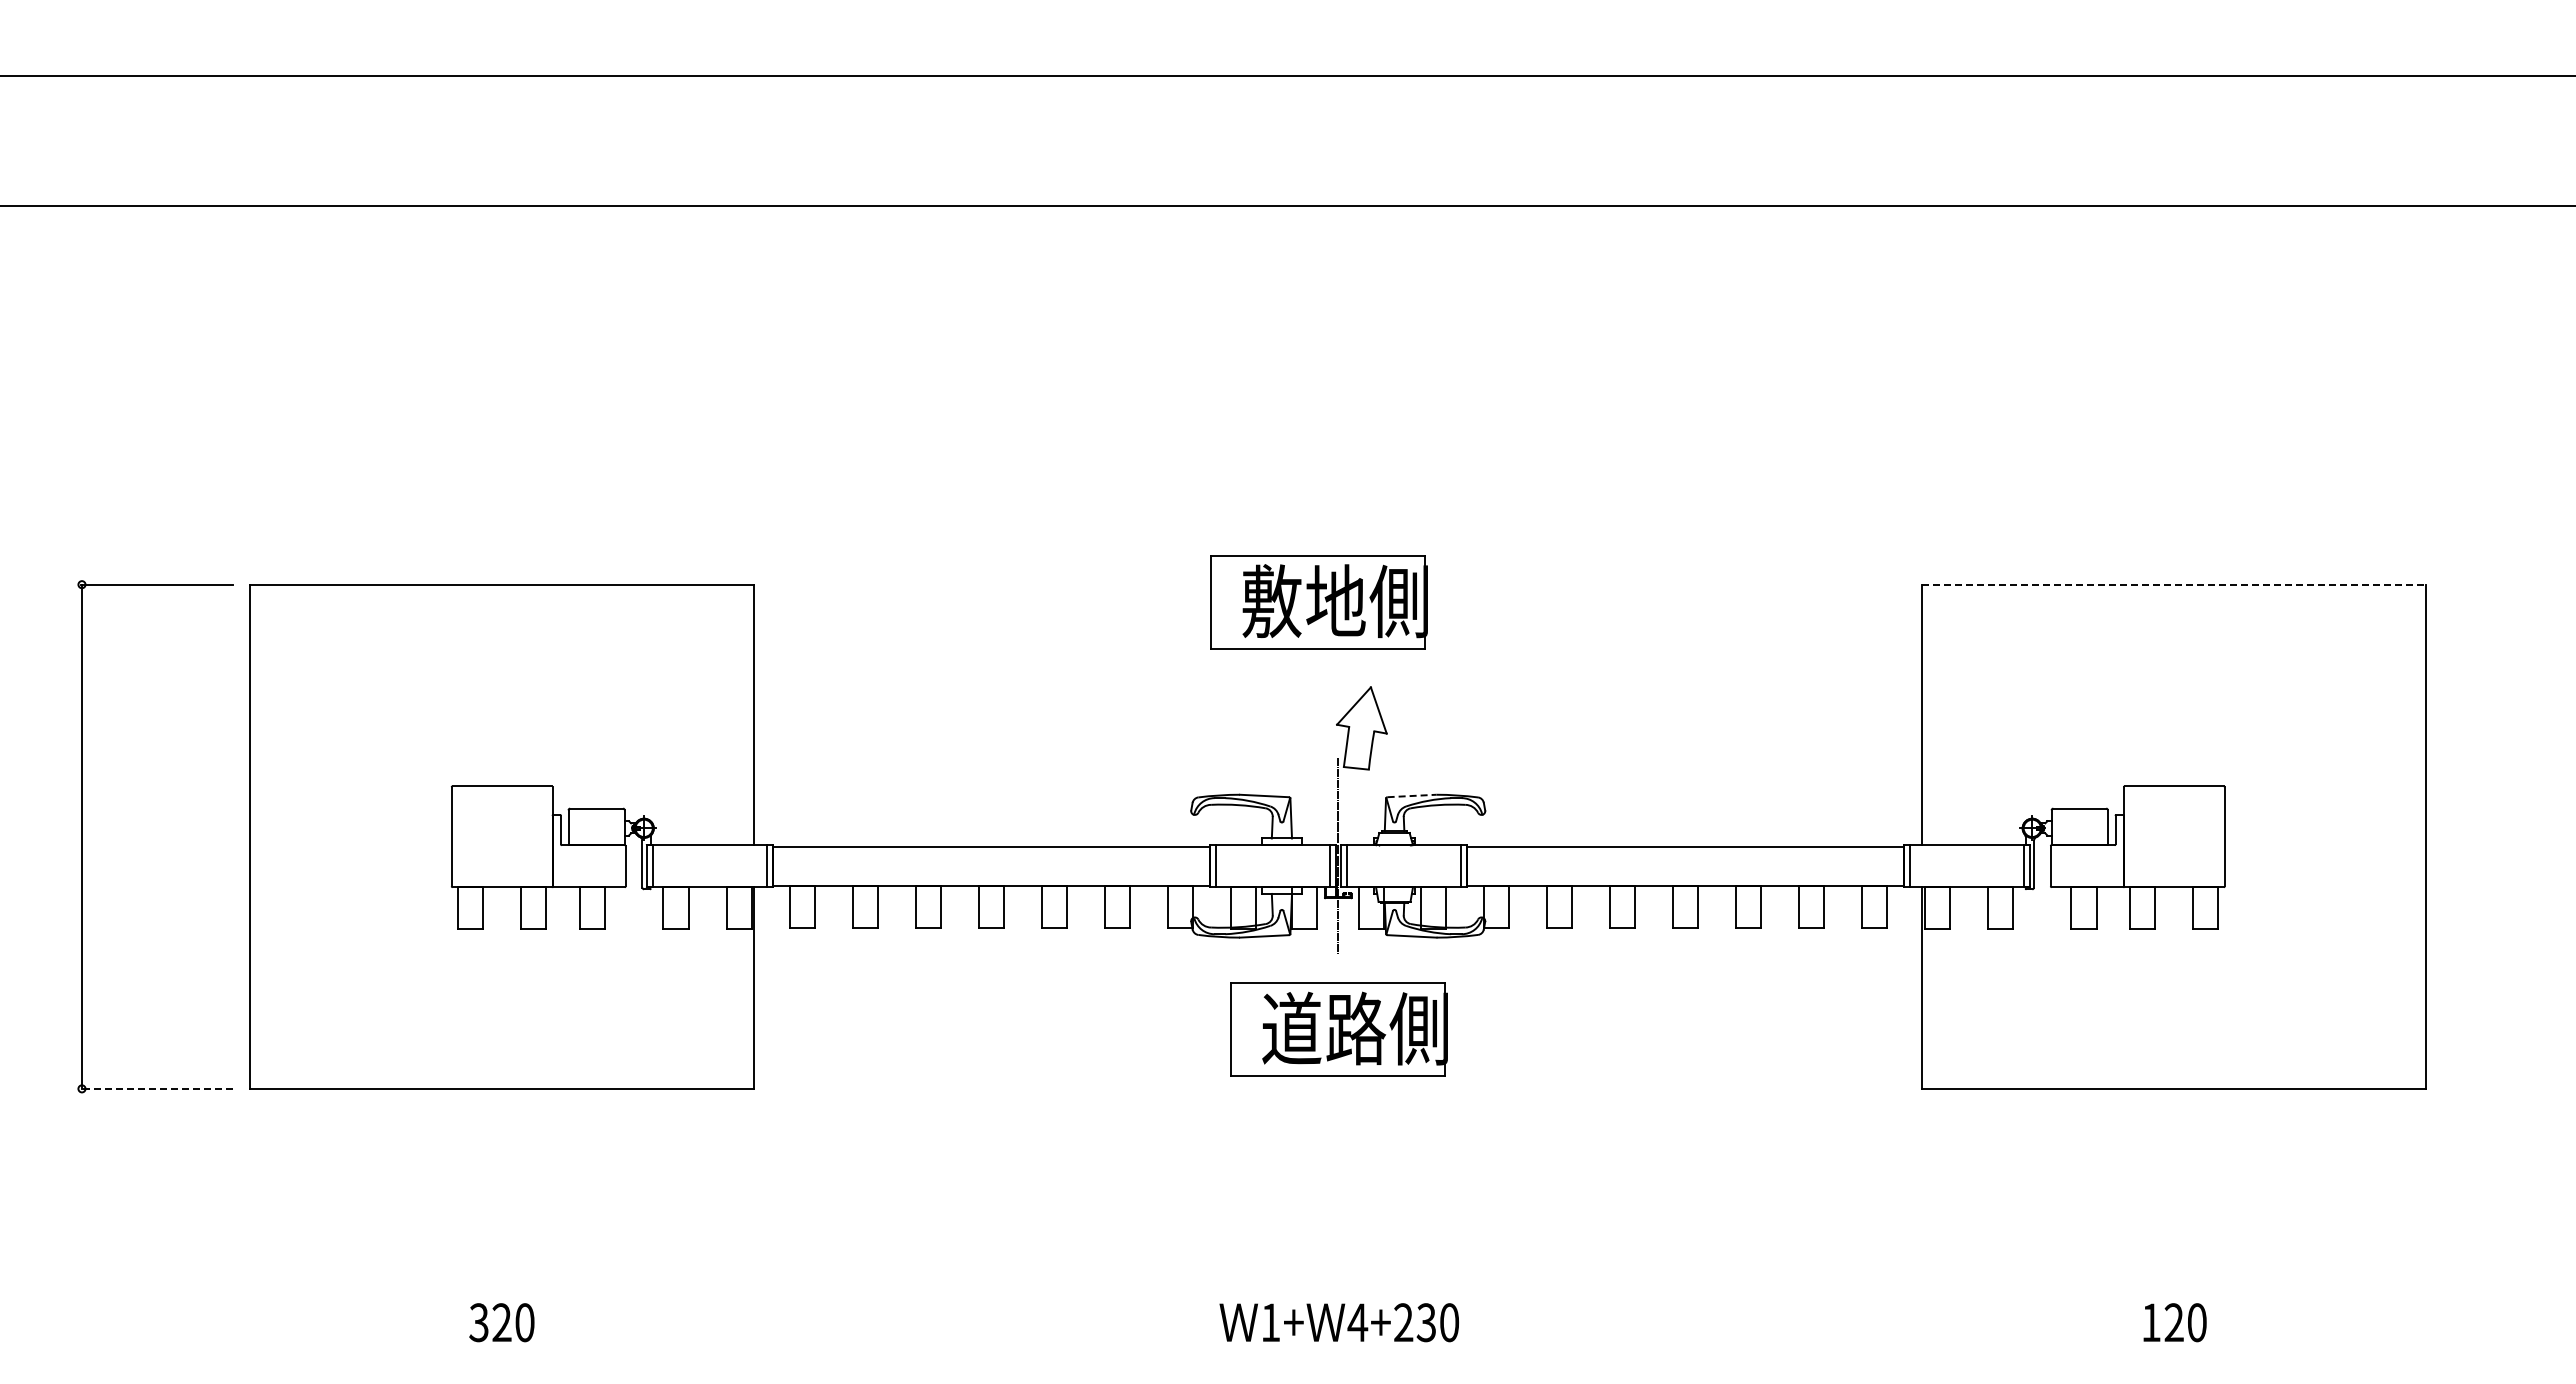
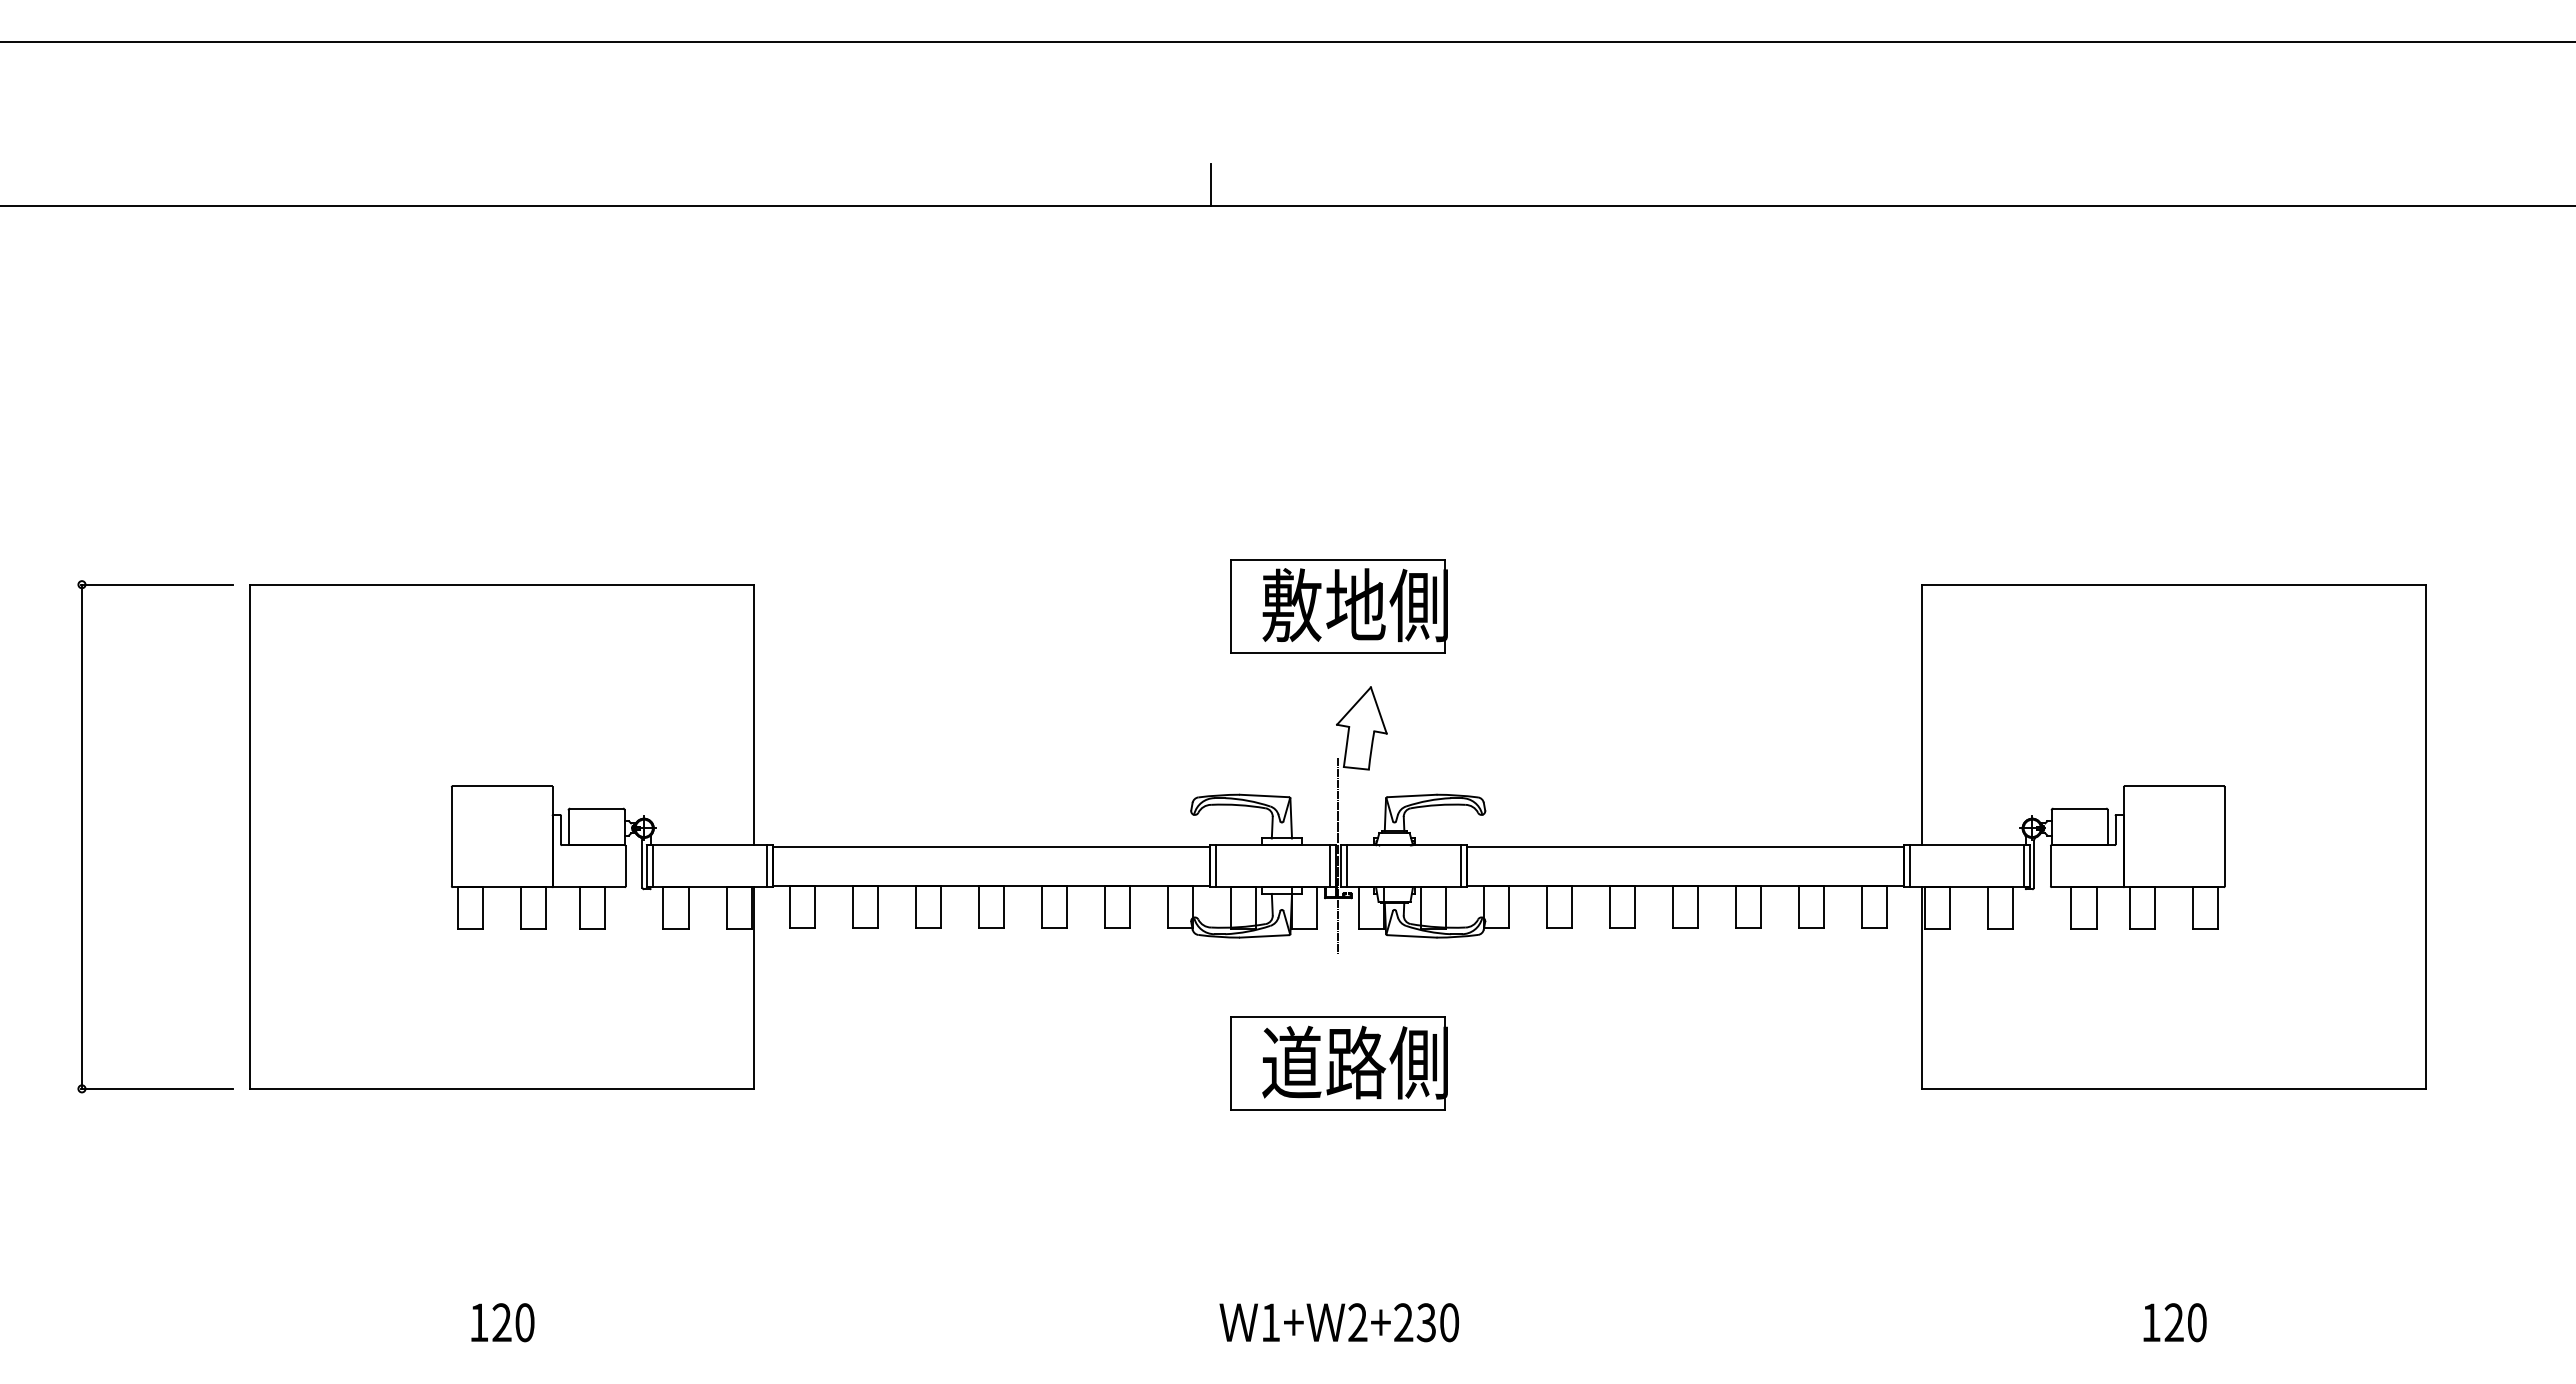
line position: (1287, 75) -> (1287, 41) (1287, 41)
line: none -> present (1210, 184)
line: dashed -> solid (2174, 584)
part position: (1318, 602) -> (1338, 606) (1338, 606)
line: dashed -> solid (1412, 795)
part position: (1338, 1029) -> (1338, 1063) (1338, 1063)
line: dashed -> solid (156, 1088)
text: 320 -> 120 (478, 1322)
text: 4+230 -> 2+230 (1357, 1322)
